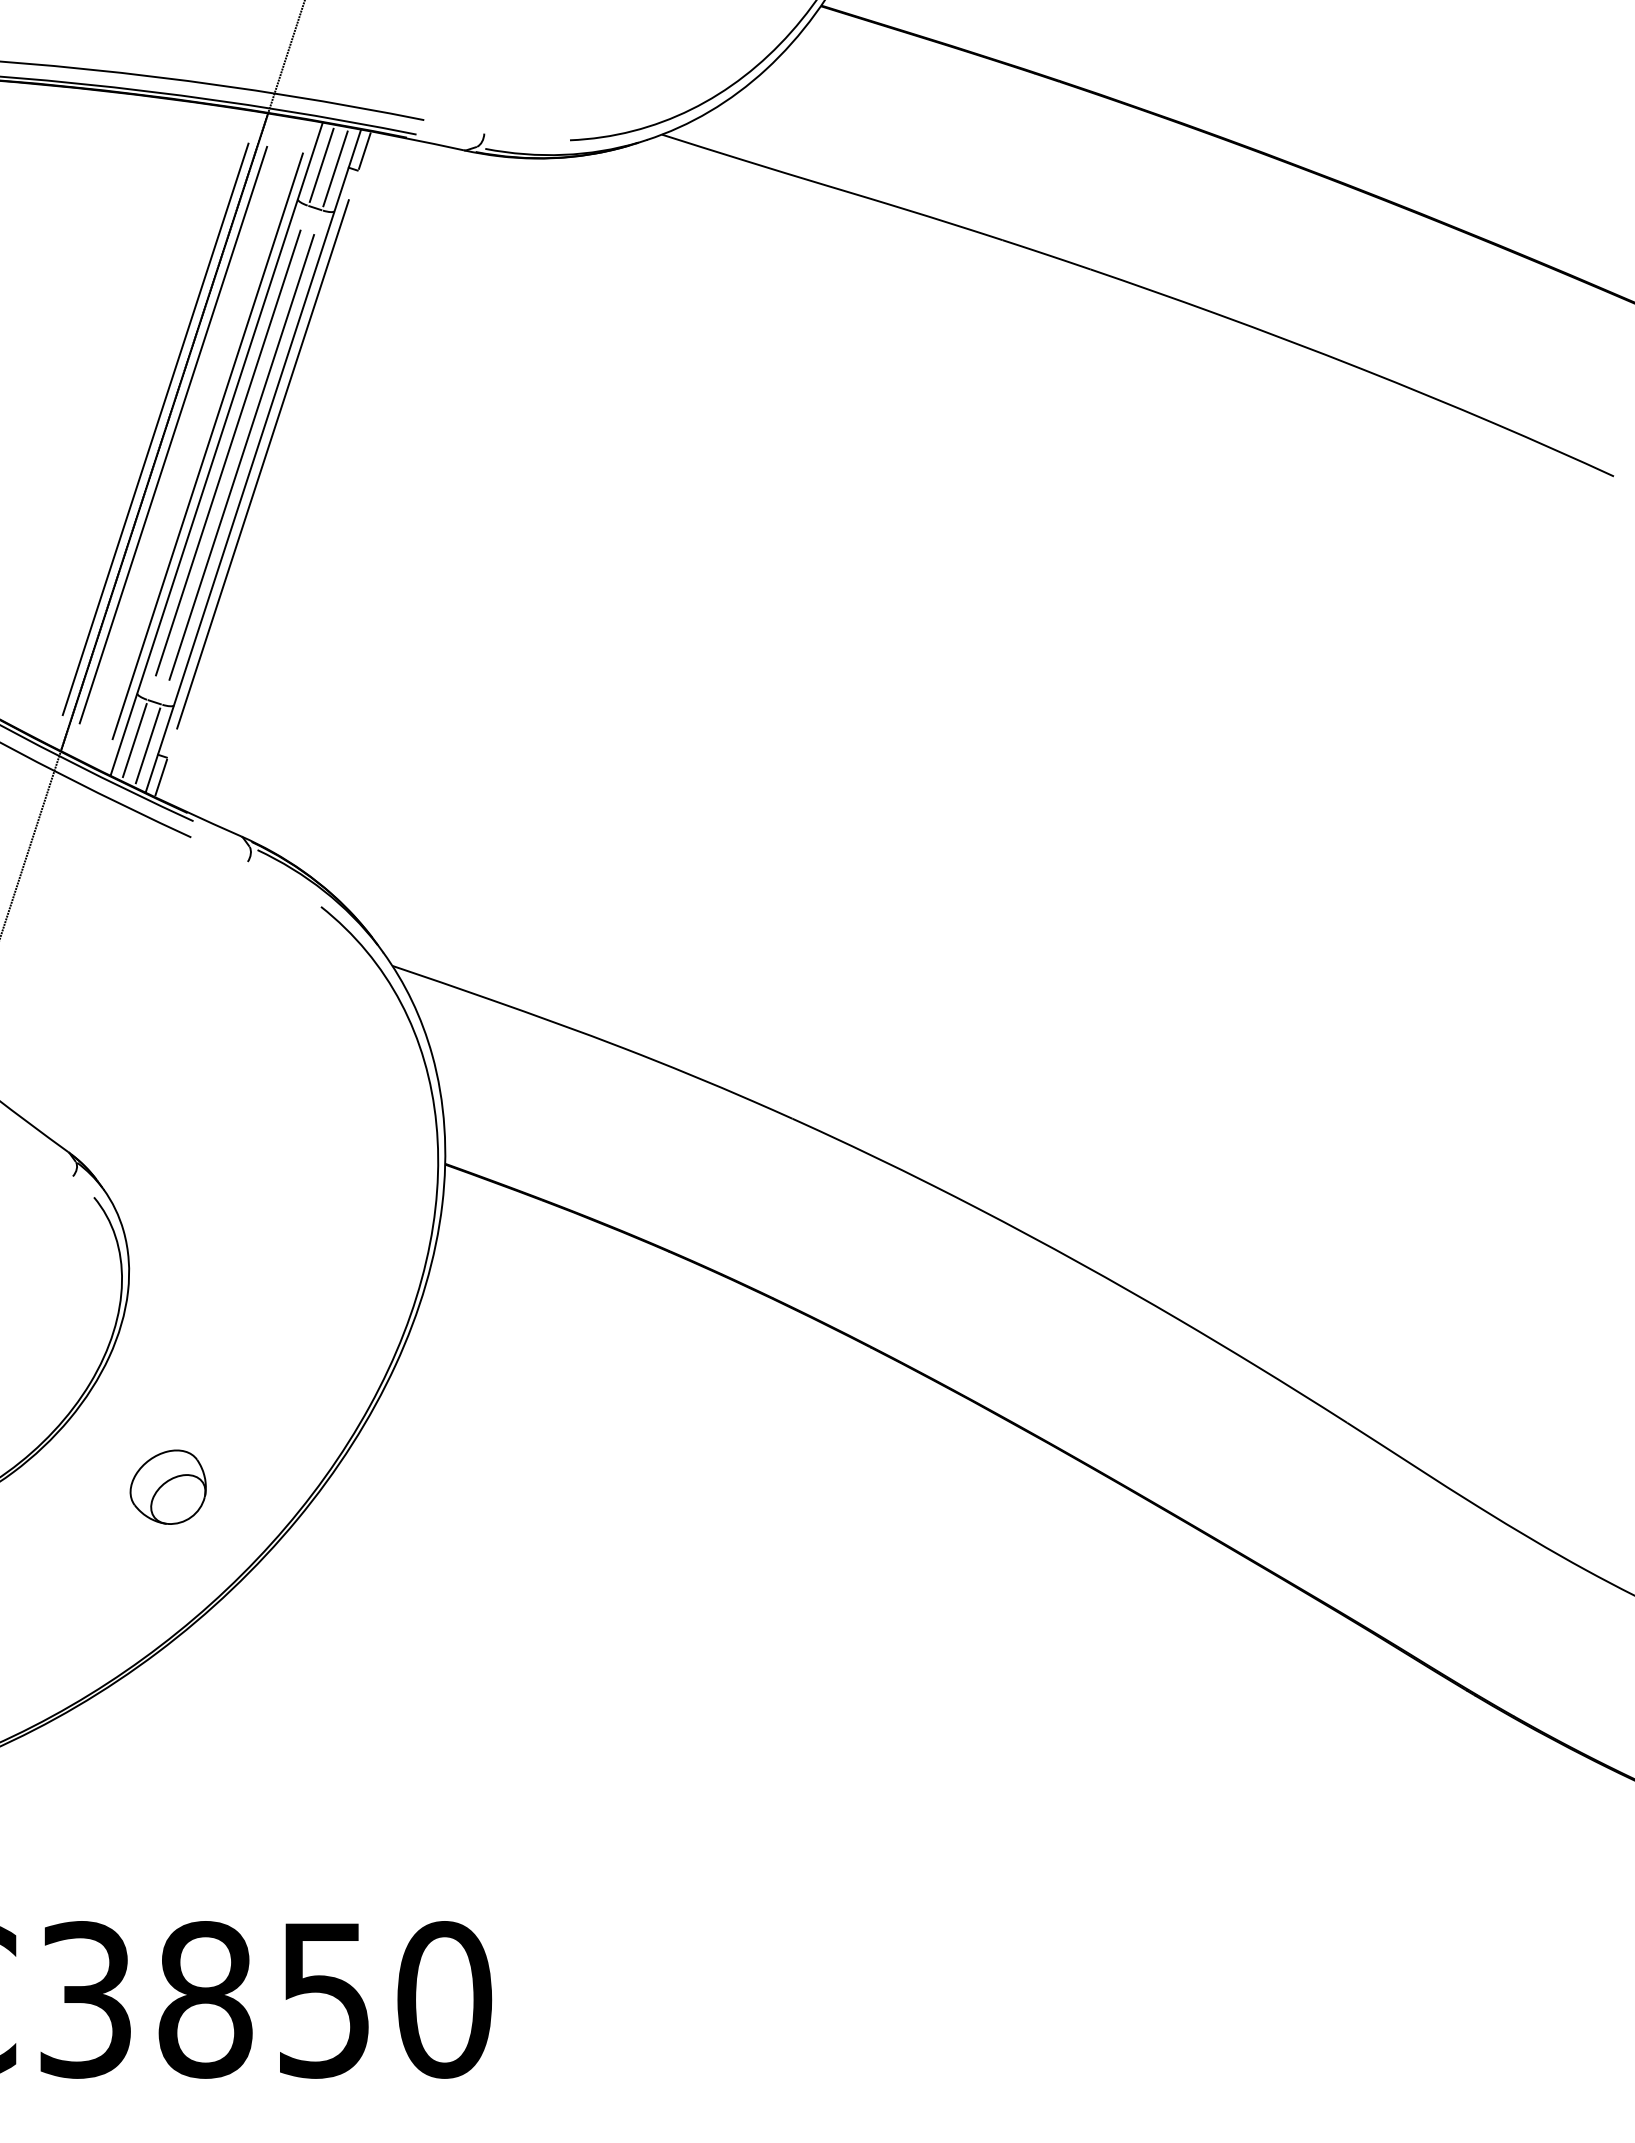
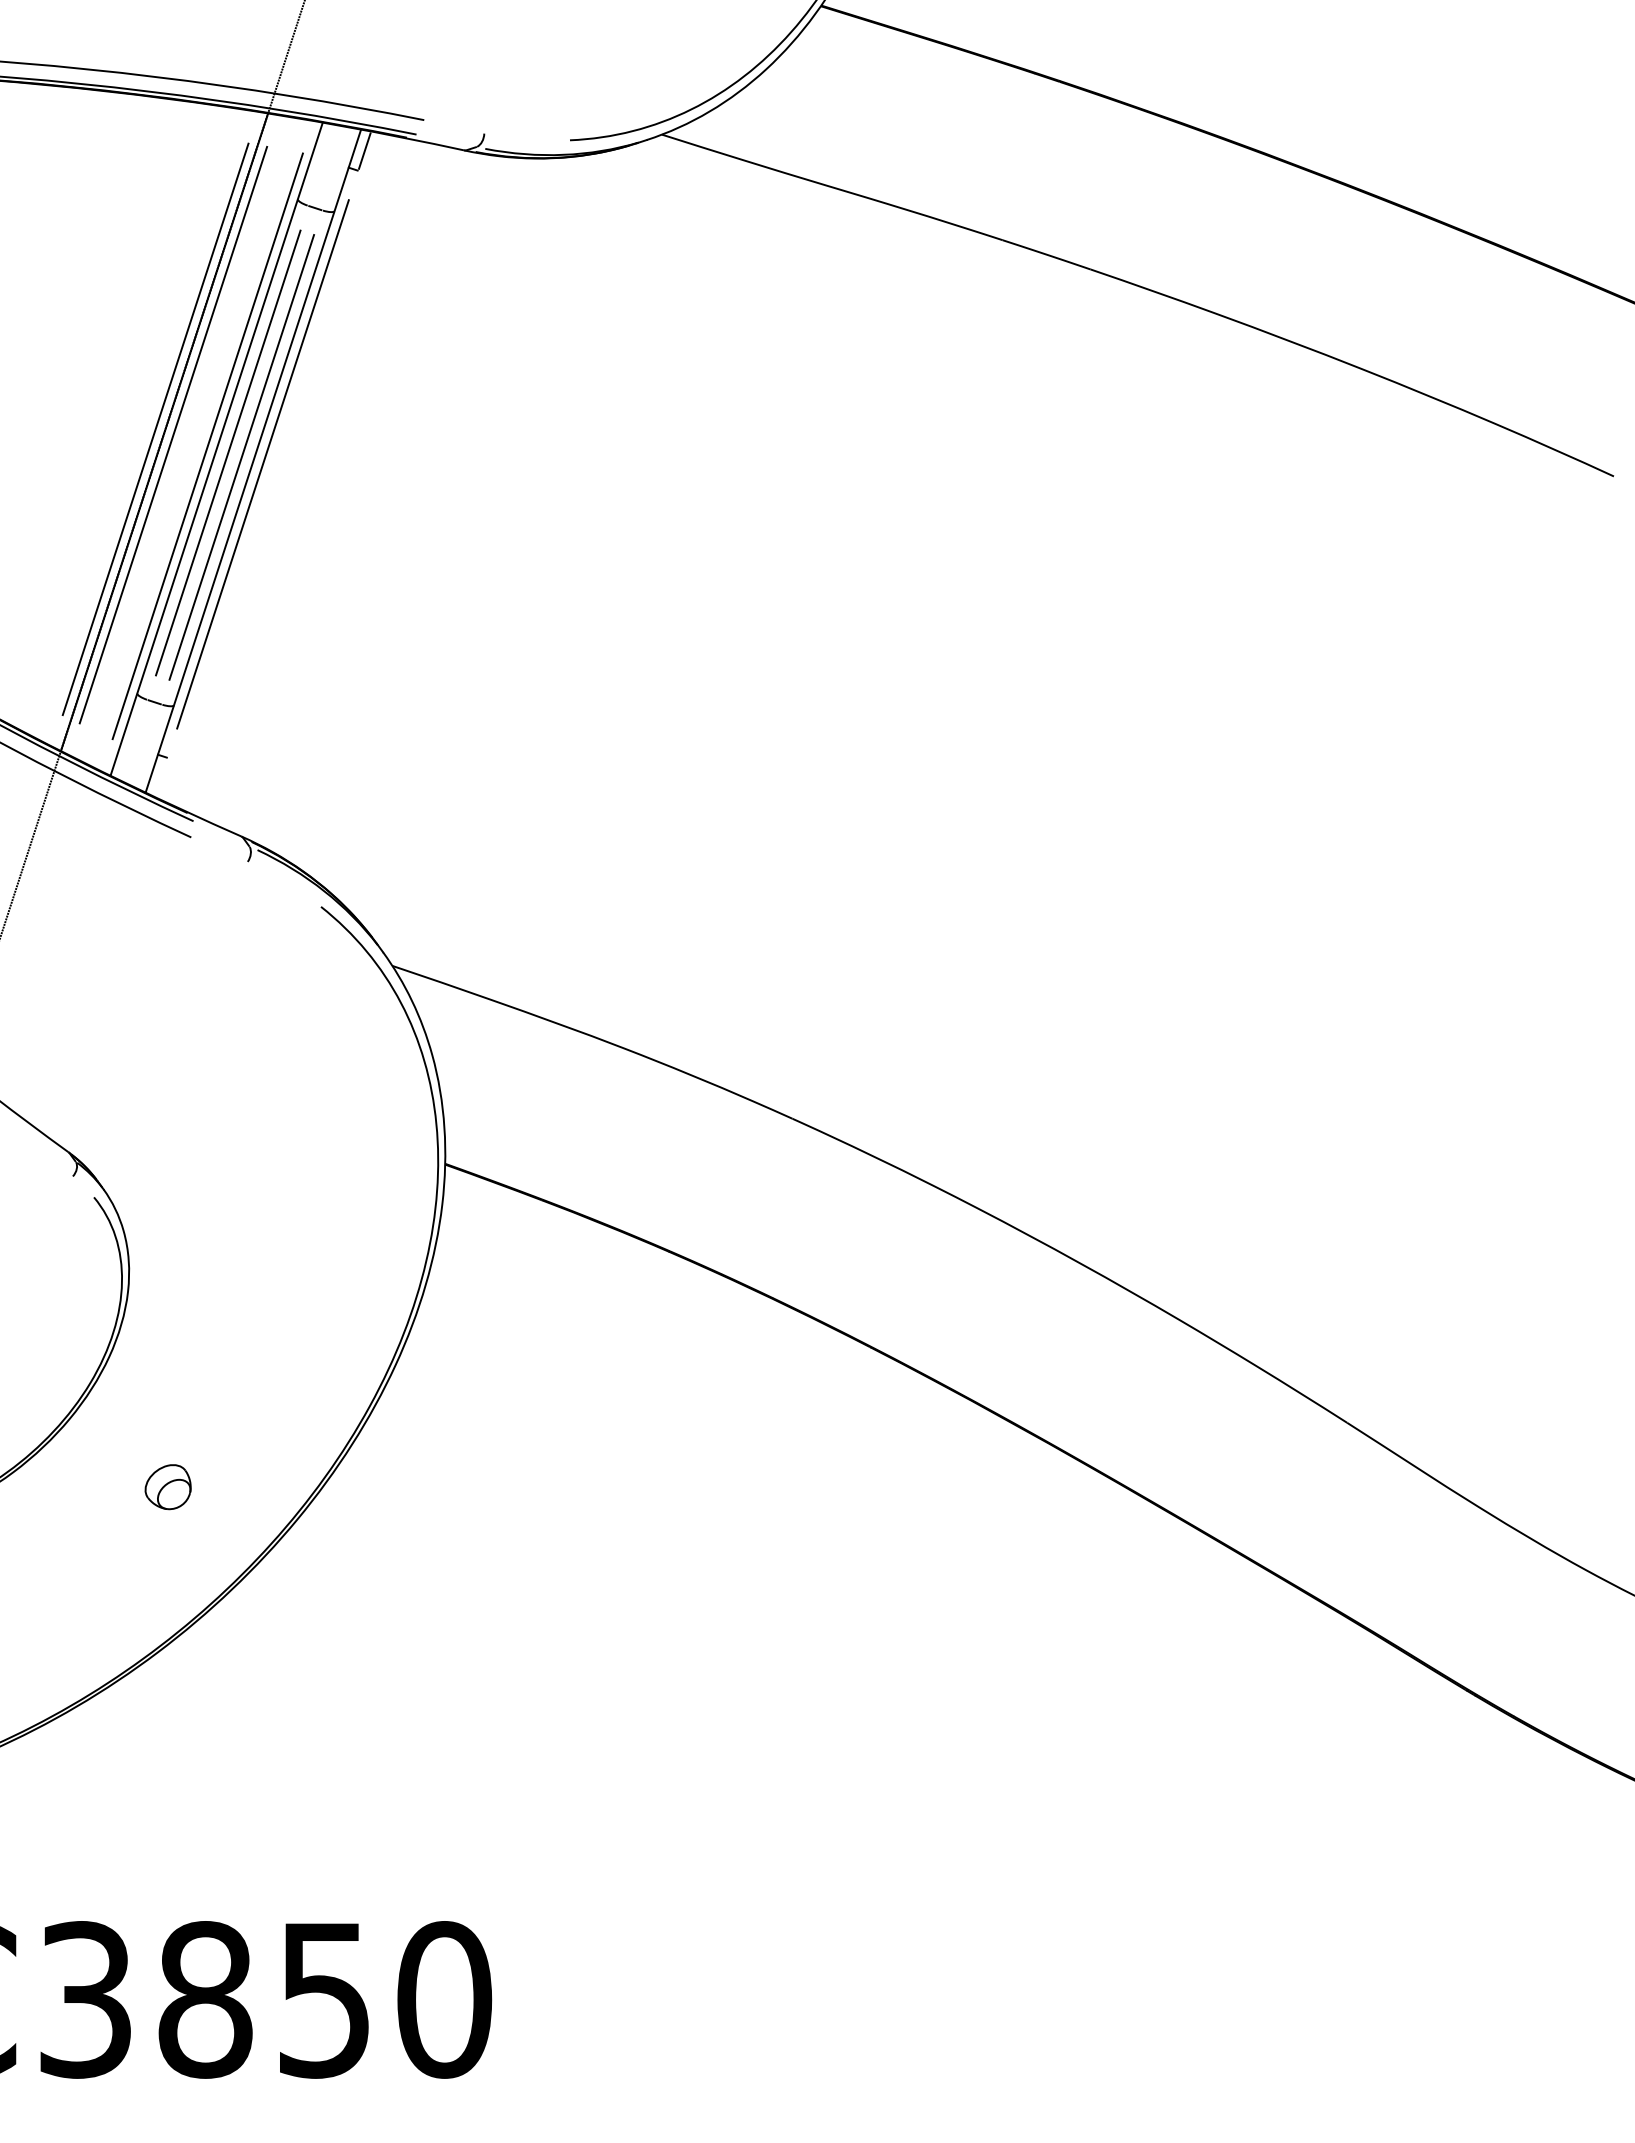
line: present -> none (321, 164)
line: present -> none (335, 168)
line: present -> none (134, 740)
line: present -> none (147, 745)
line: present -> none (160, 777)
part size: 78x76 px -> 48x47 px (167, 1487)
